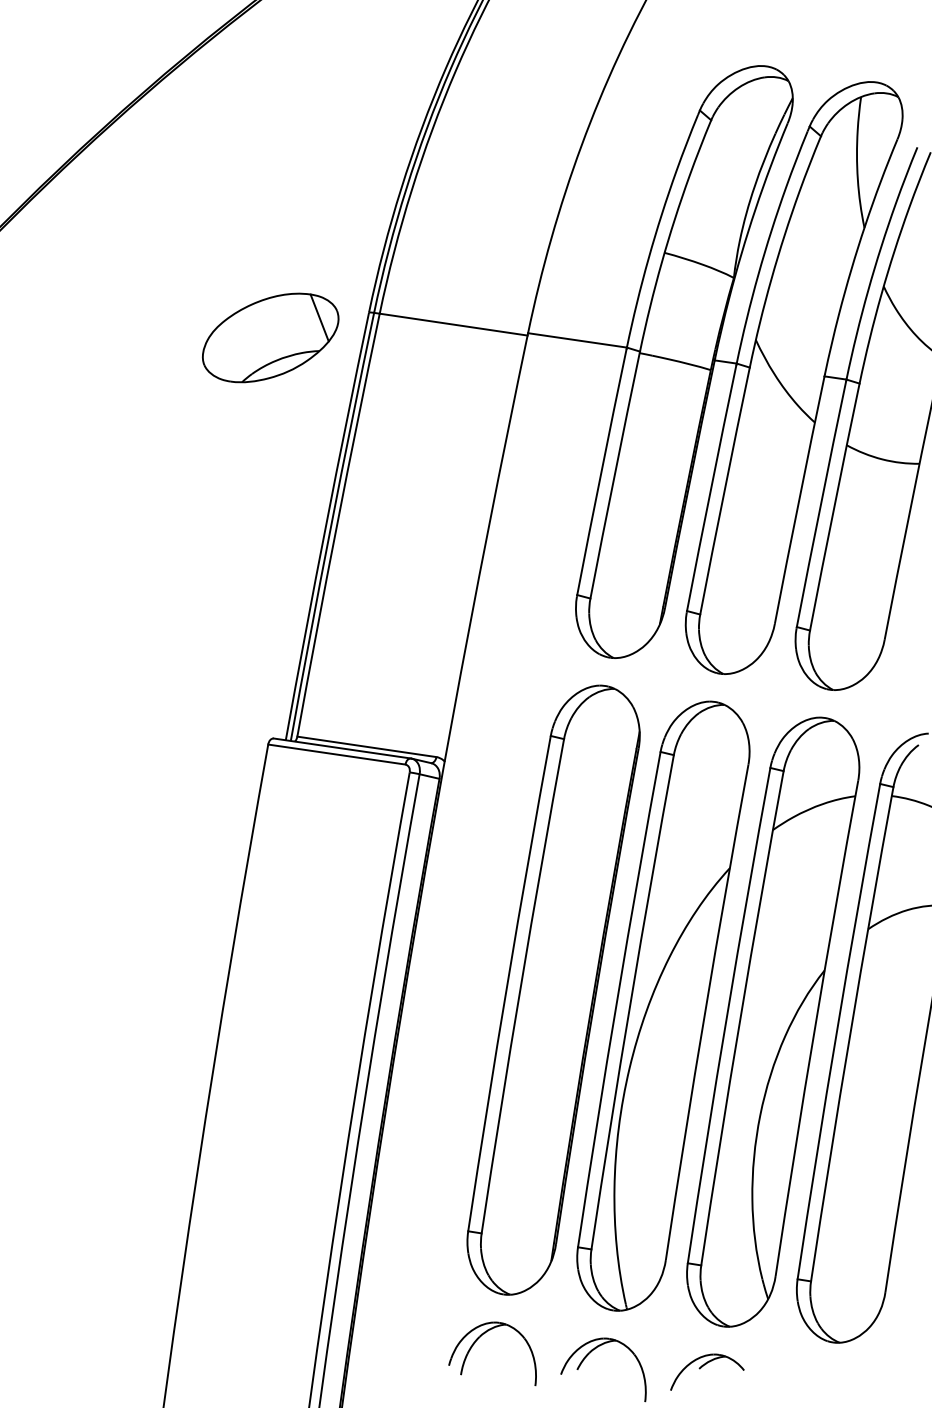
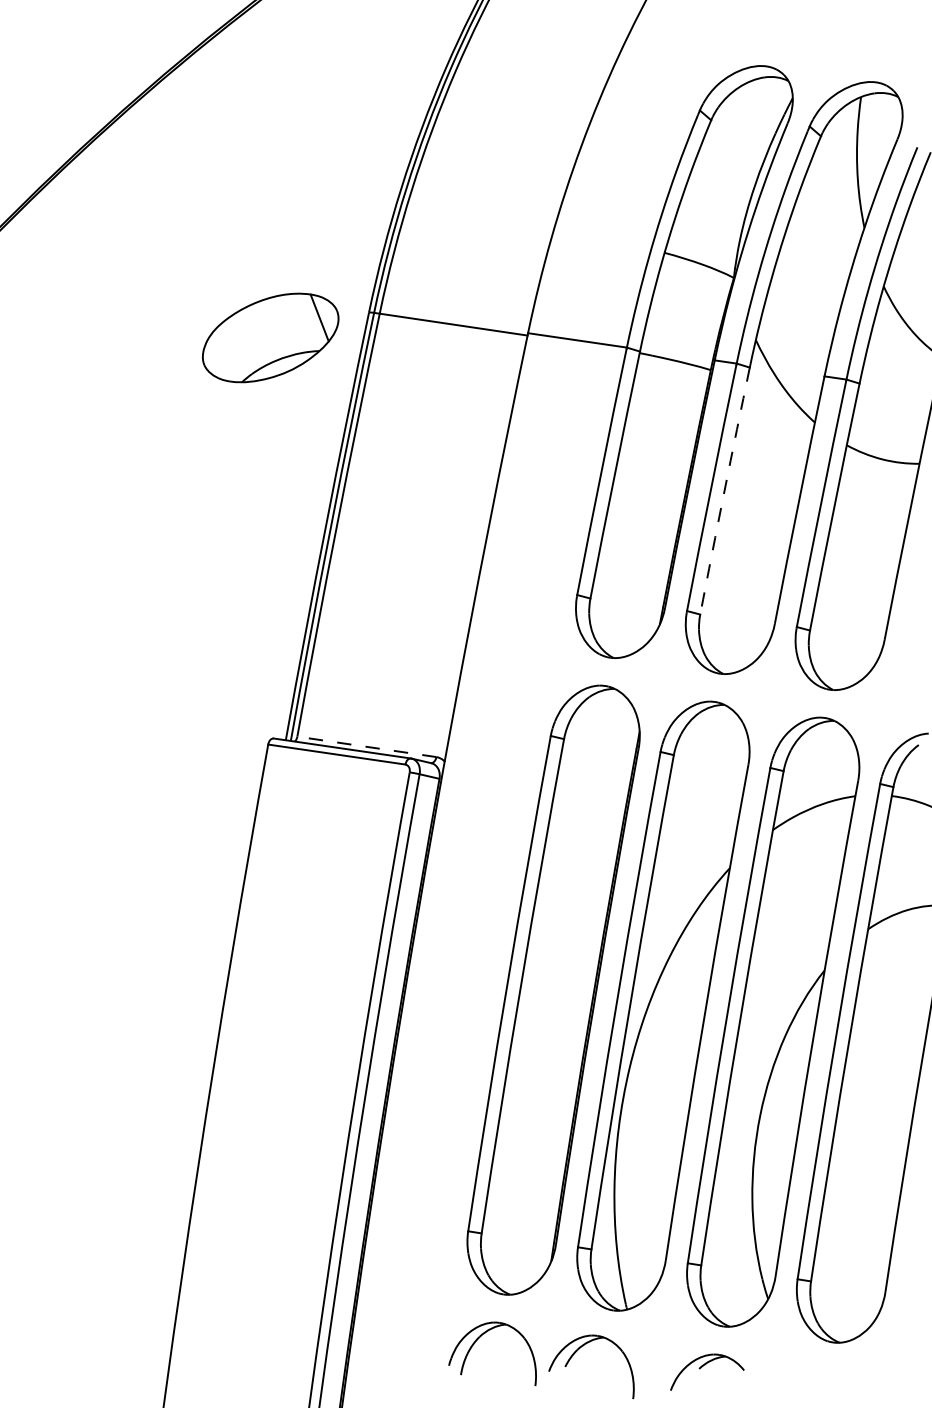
arc: solid -> dashed (724, 490)
line: solid -> dashed (366, 746)
part position: (589, 1354) -> (577, 1351) (577, 1351)
